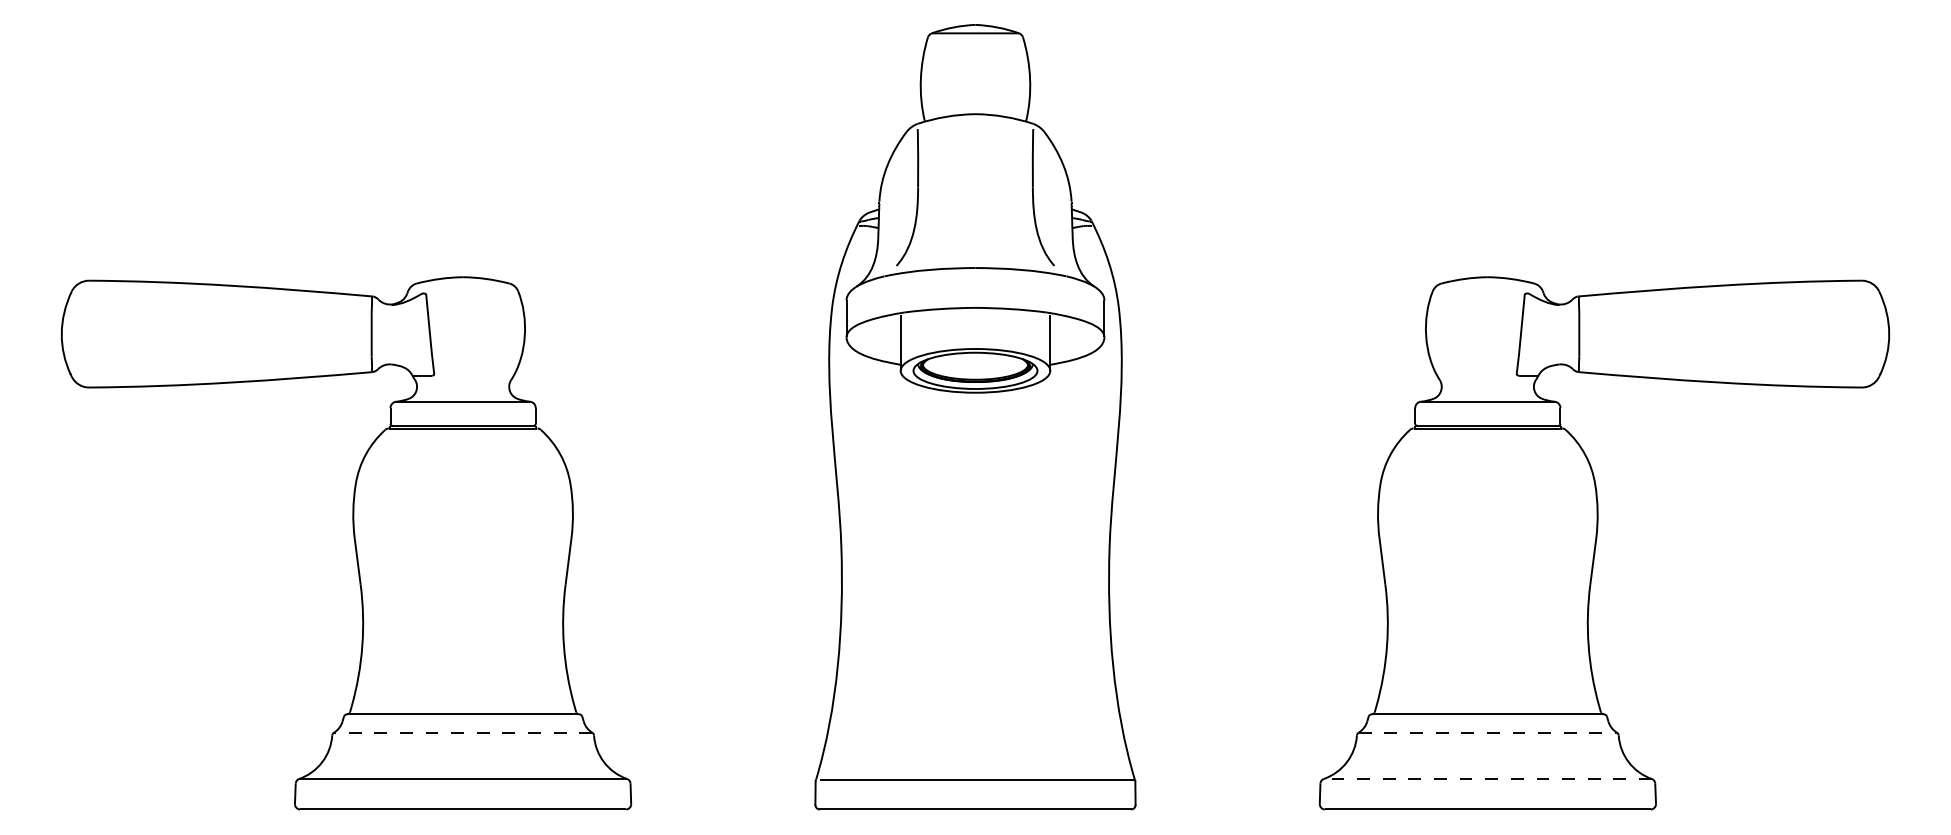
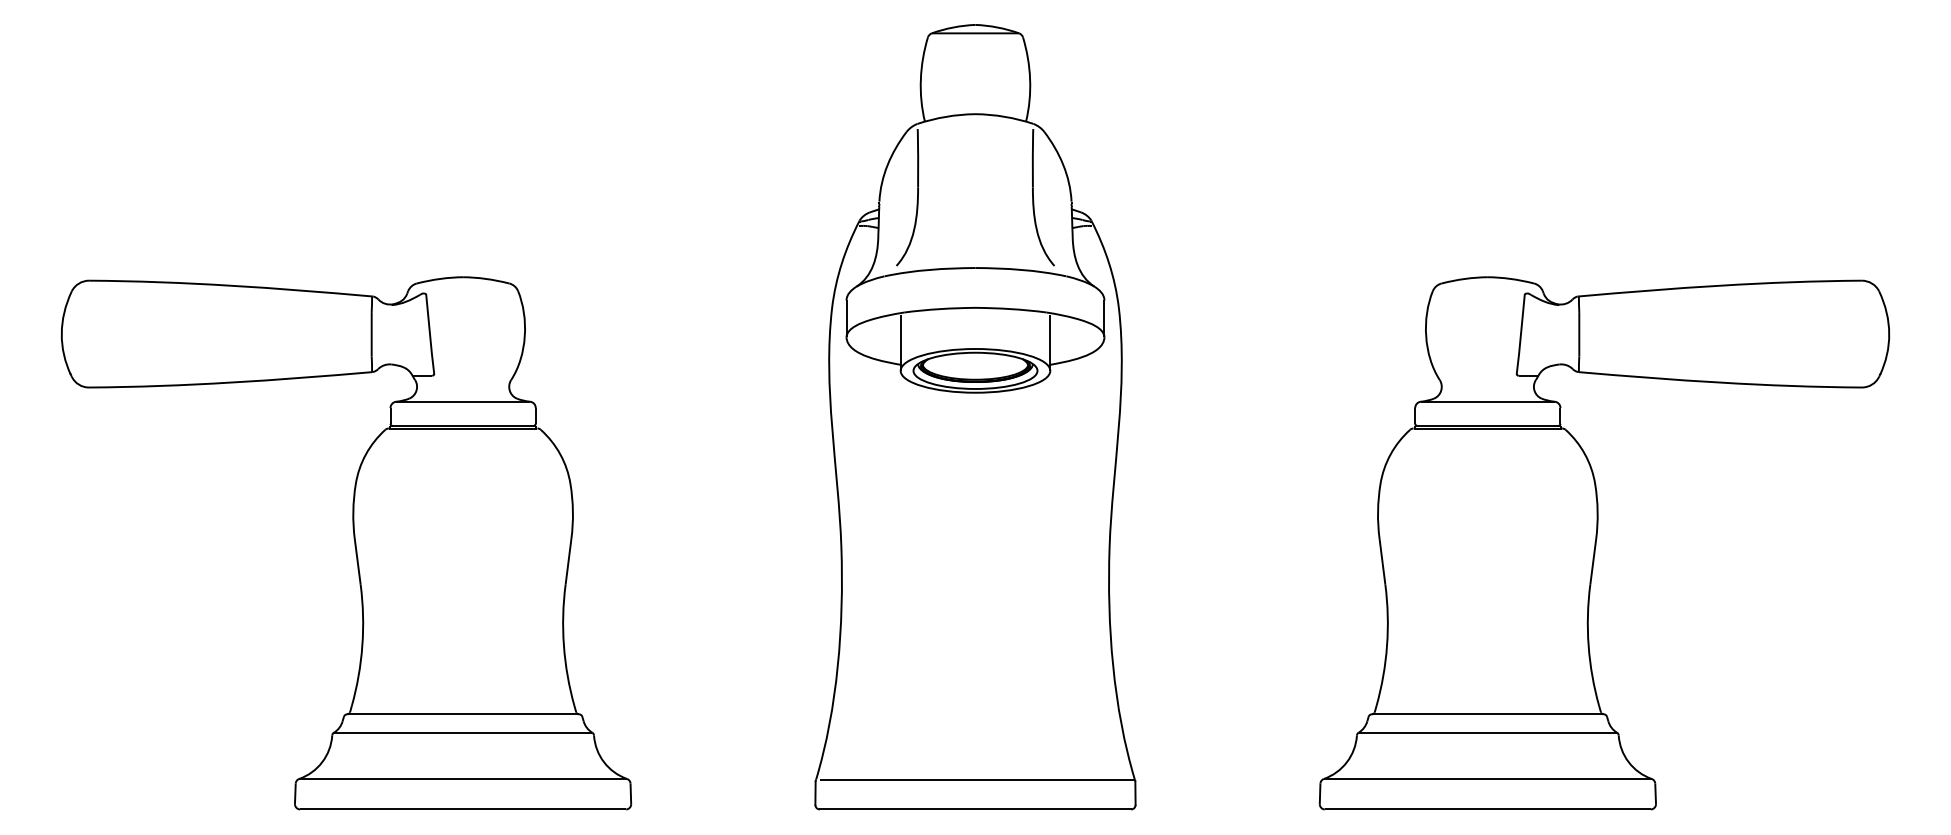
line: dashed -> solid (463, 732)
line: dashed -> solid (1487, 732)
line: dashed -> solid (1487, 778)
